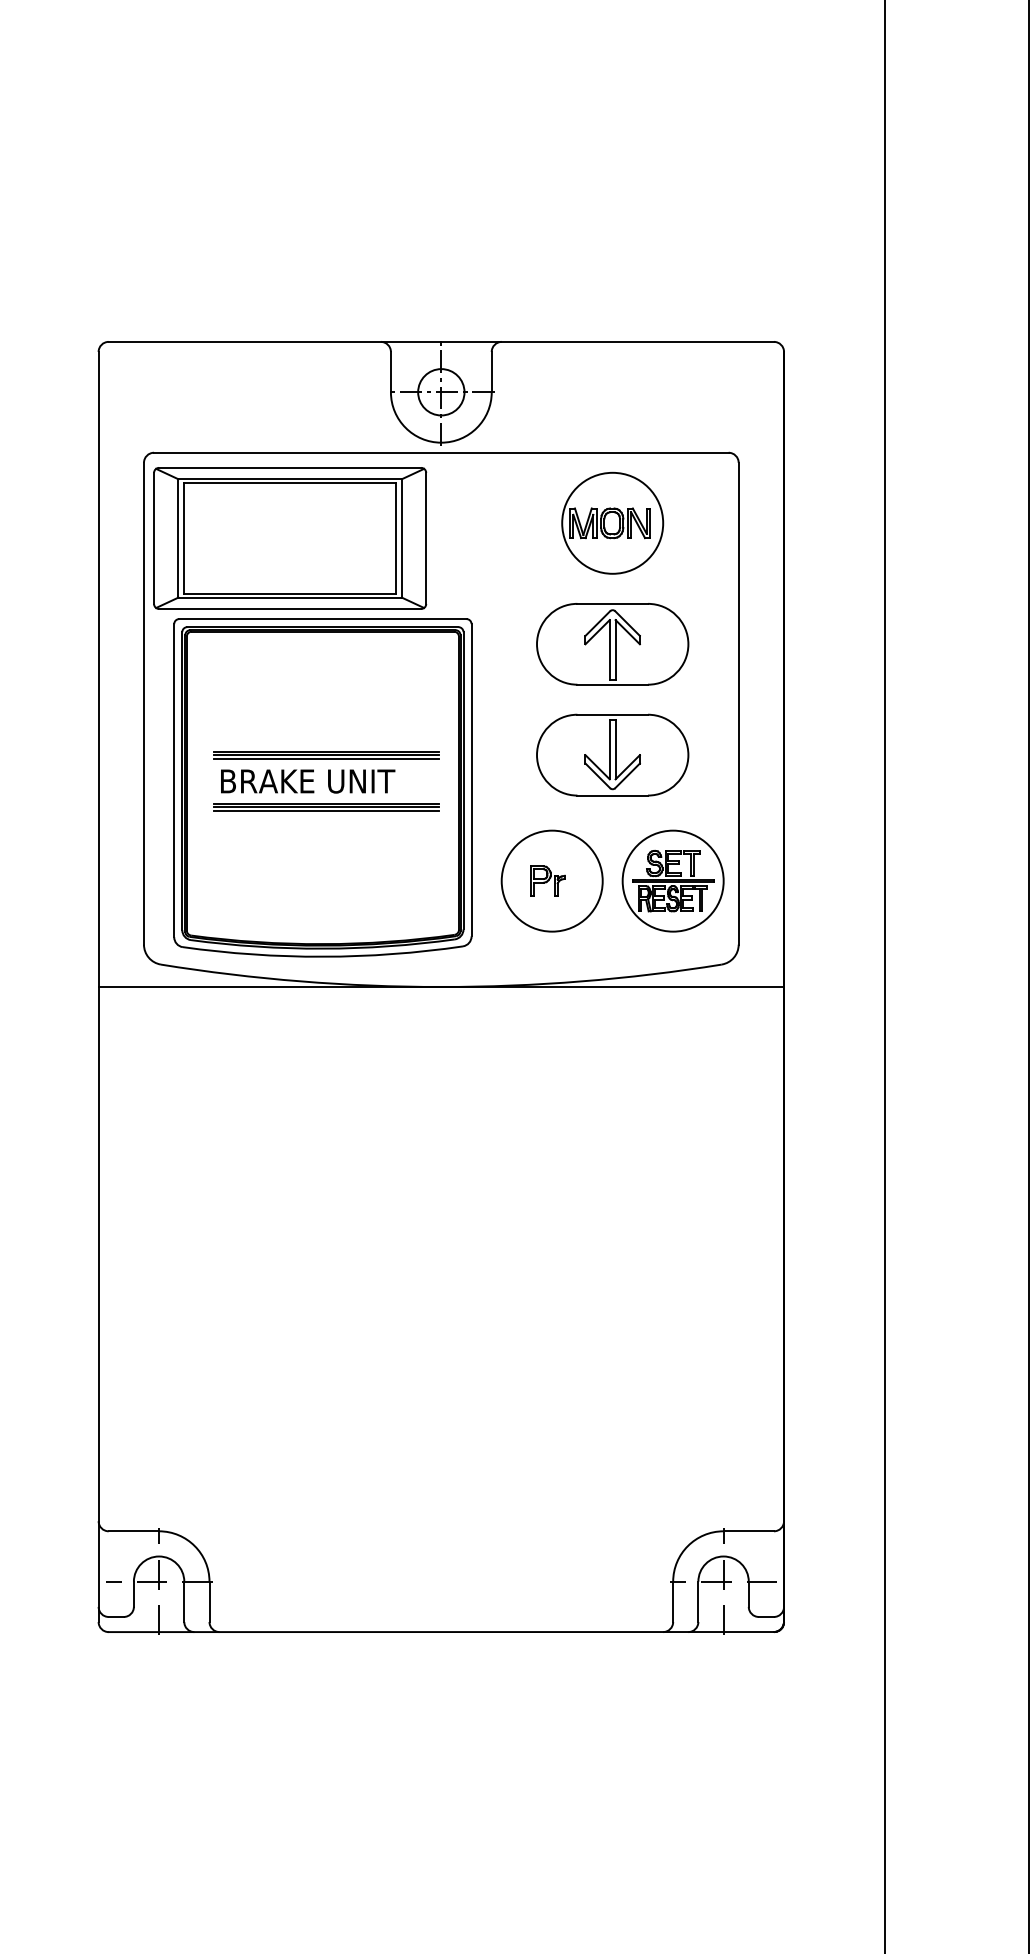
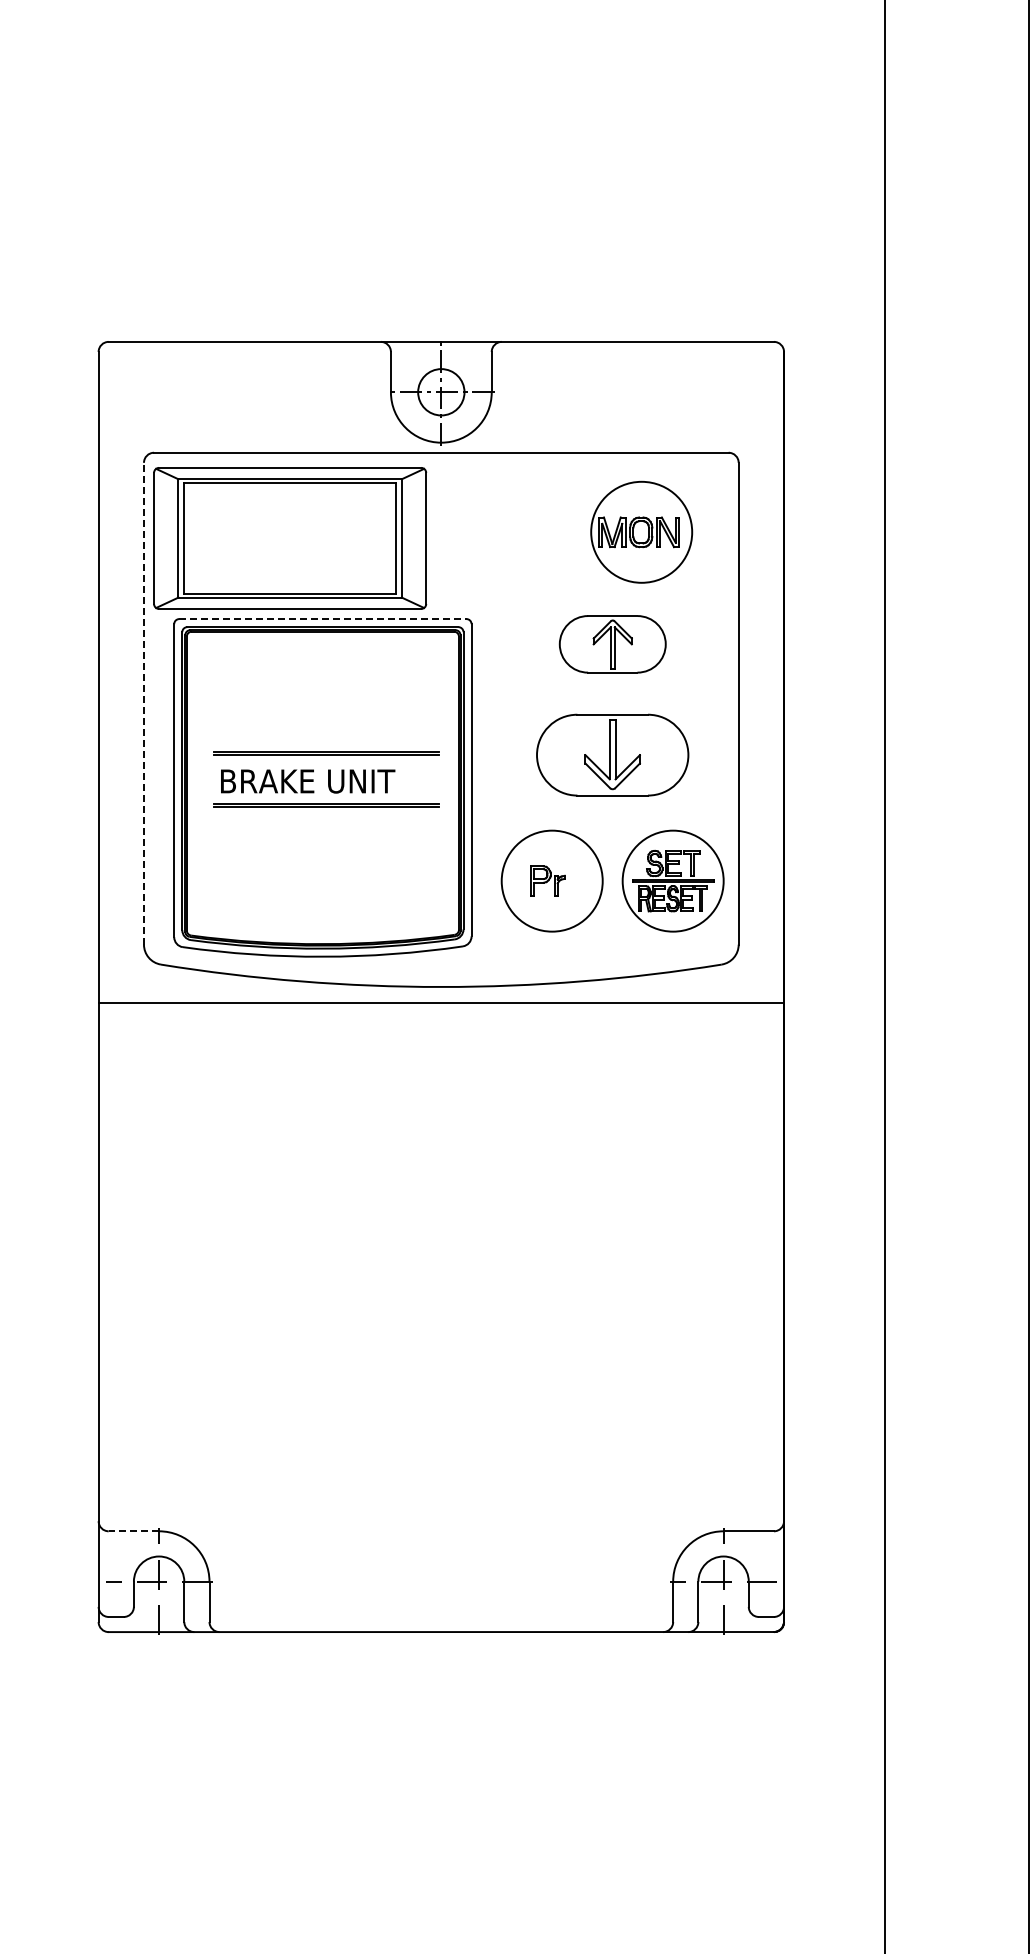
part position: (612, 522) -> (641, 531) (641, 531)
line: solid -> dashed (322, 619)
part size: 154x83 px -> 109x59 px (612, 644)
line: solid -> dashed (143, 703)
line: present -> none (326, 758)
line: present -> none (326, 810)
line position: (441, 987) -> (441, 1003) (441, 1003)
line: solid -> dashed (133, 1531)
